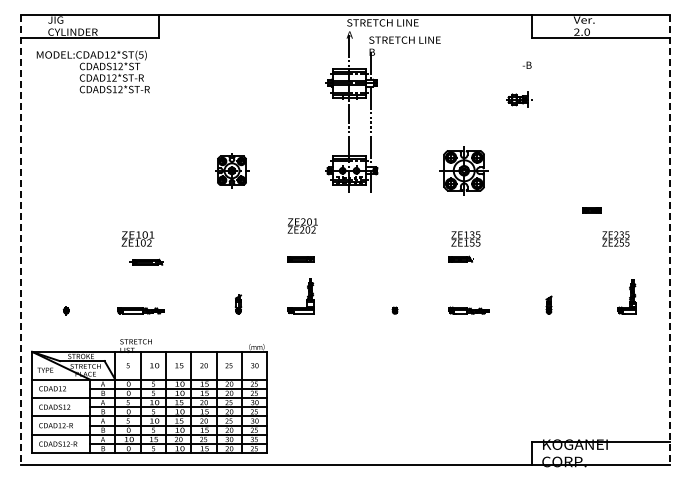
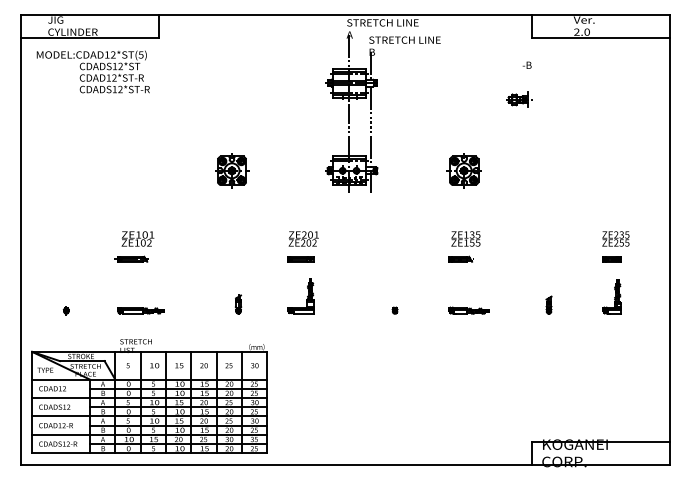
part size: 50x50 px -> 36x36 px (463, 170)
part position: (591, 210) -> (611, 259) (611, 259)
text position: (302, 225) -> (303, 238) (303, 238)
line: dashed -> solid (20, 240)
line: dashed -> solid (670, 240)
part position: (146, 261) -> (131, 258) (131, 258)
part position: (626, 296) -> (611, 296) (611, 296)
